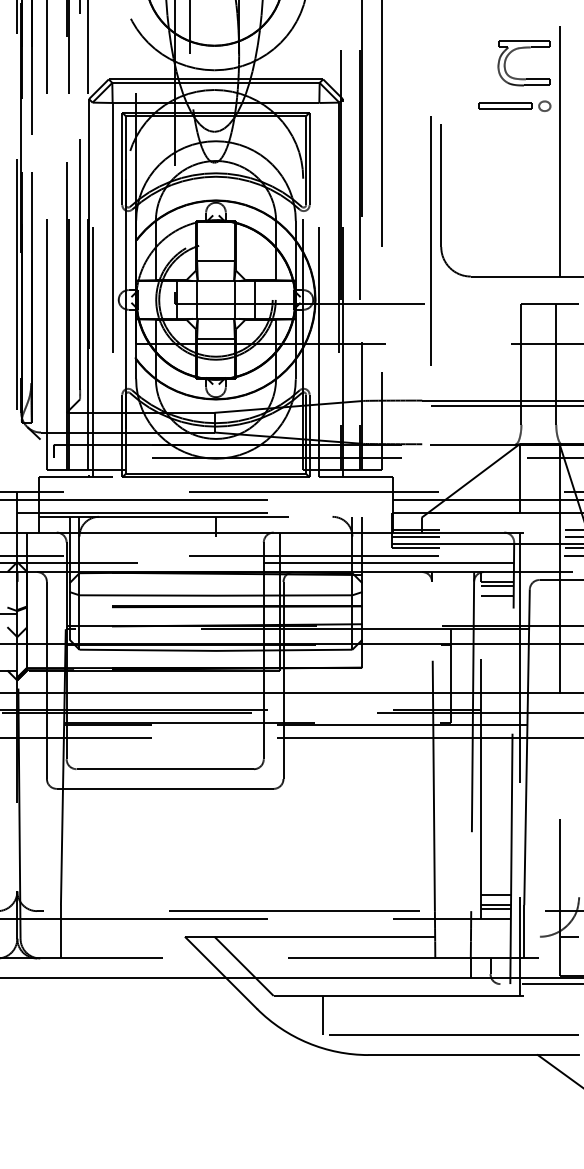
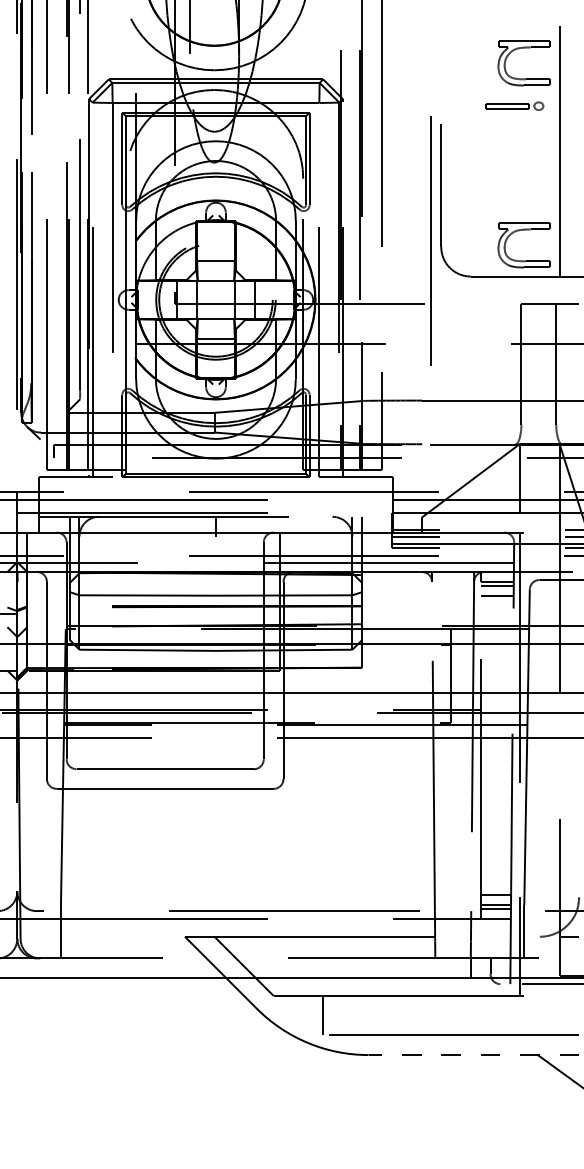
part size: 74x12 px -> 60x10 px (514, 105)
part: none -> present (519, 231)
line: present -> none (505, 406)
line: solid -> dashed (473, 1055)
